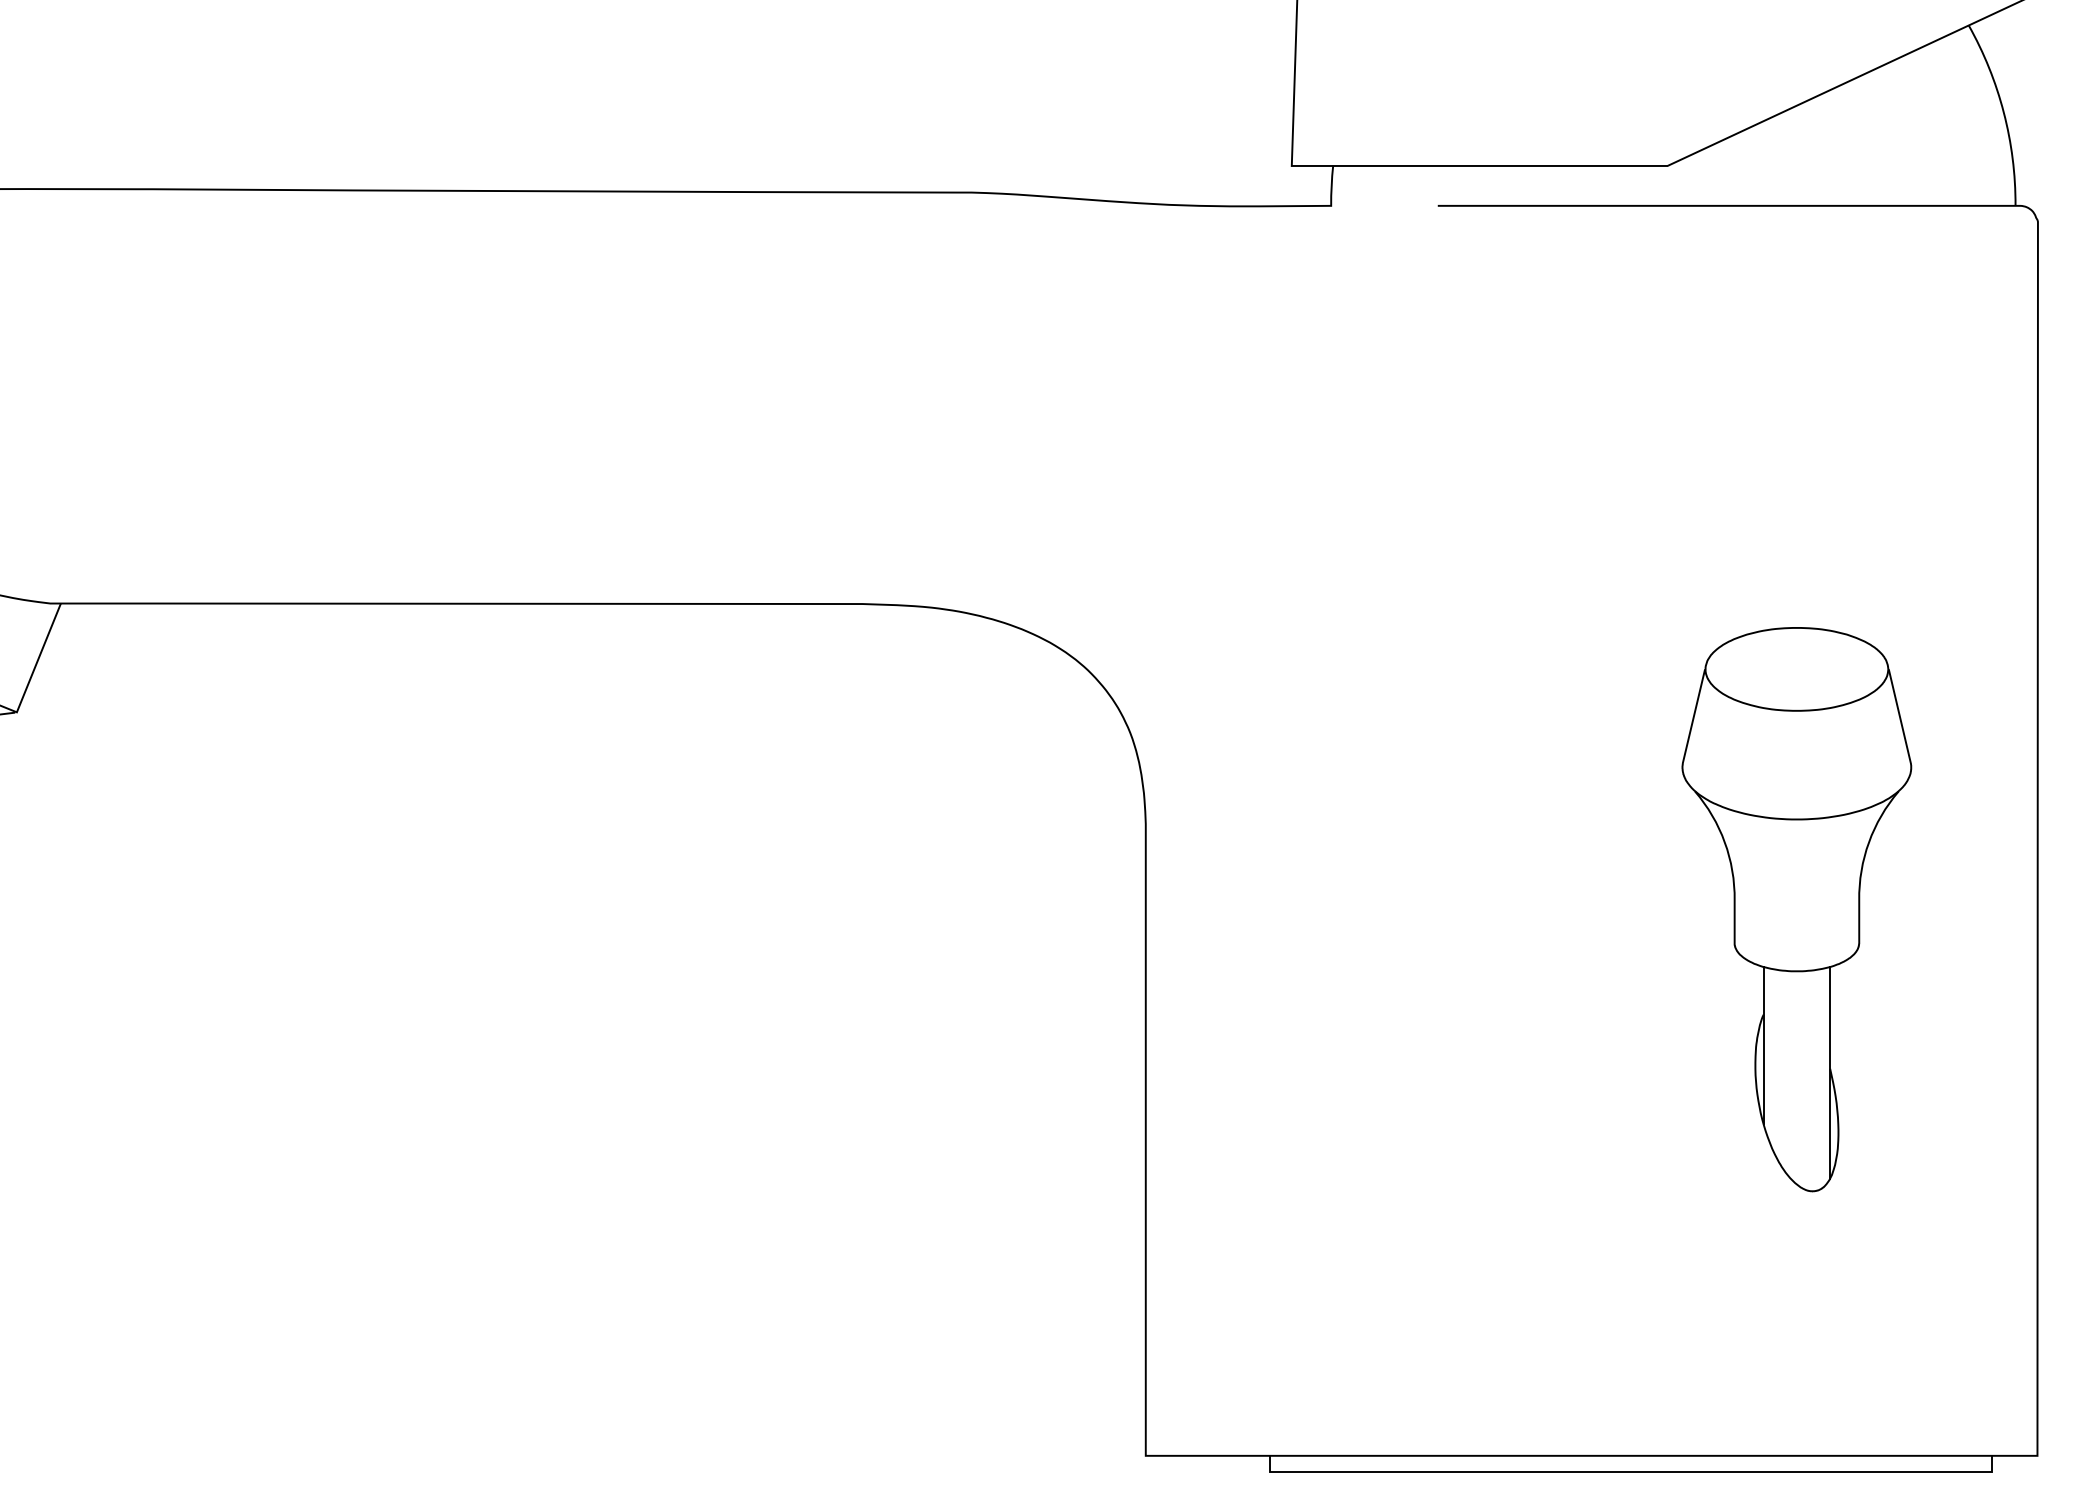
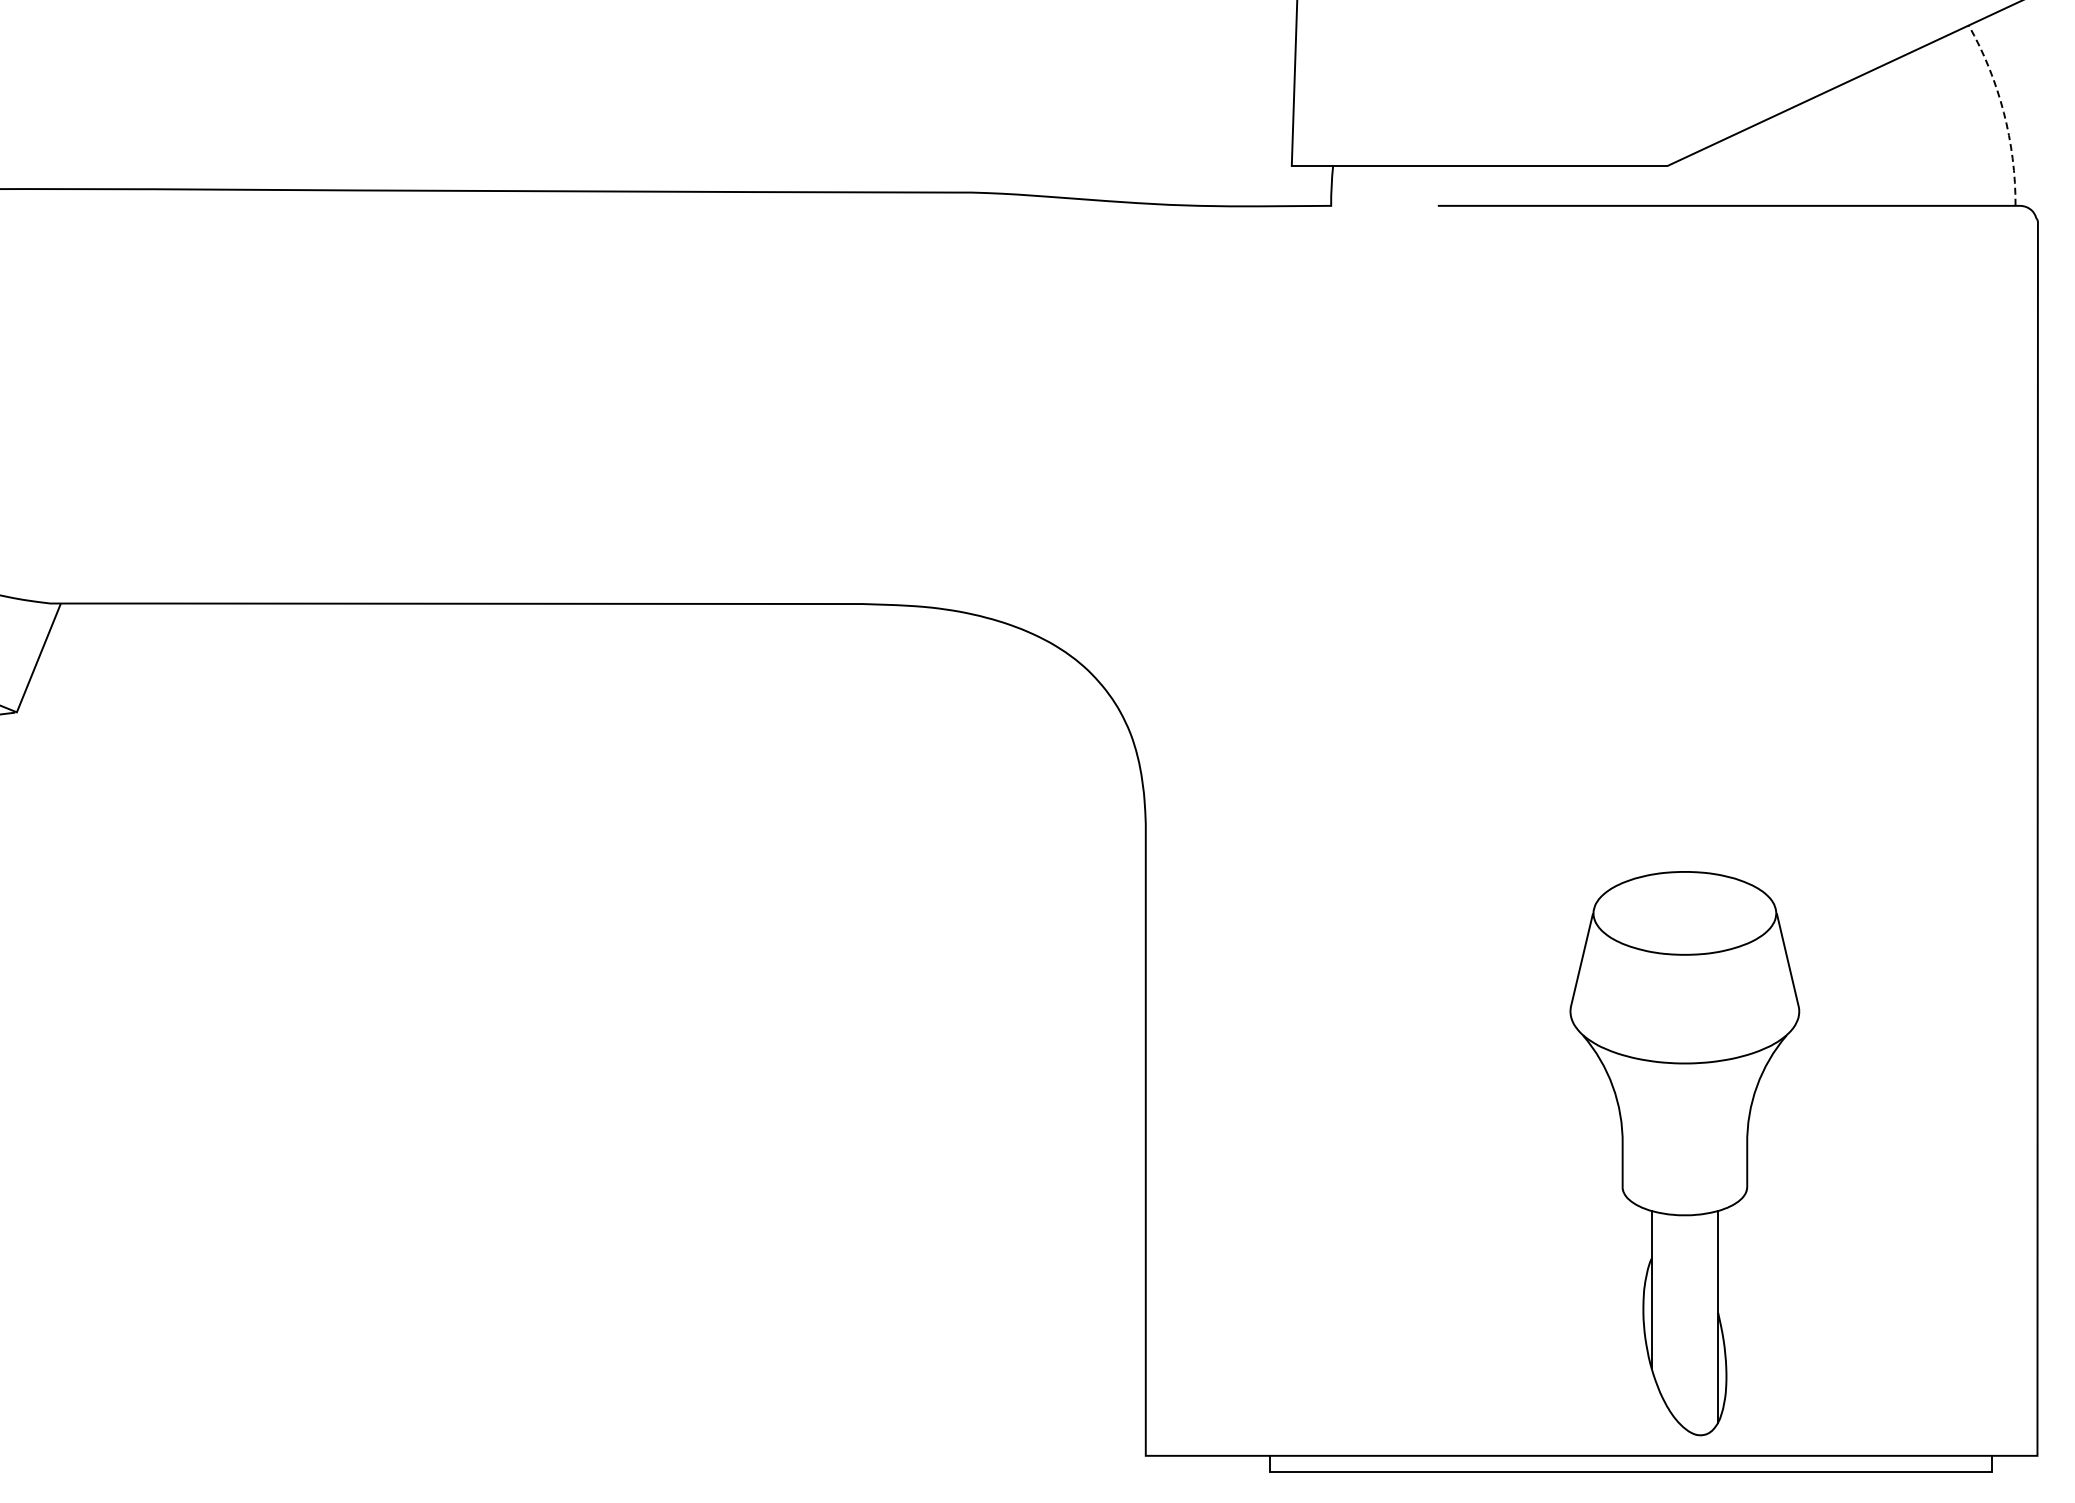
arc: solid -> dashed (2003, 112)
part position: (1796, 909) -> (1684, 1153) (1684, 1153)
